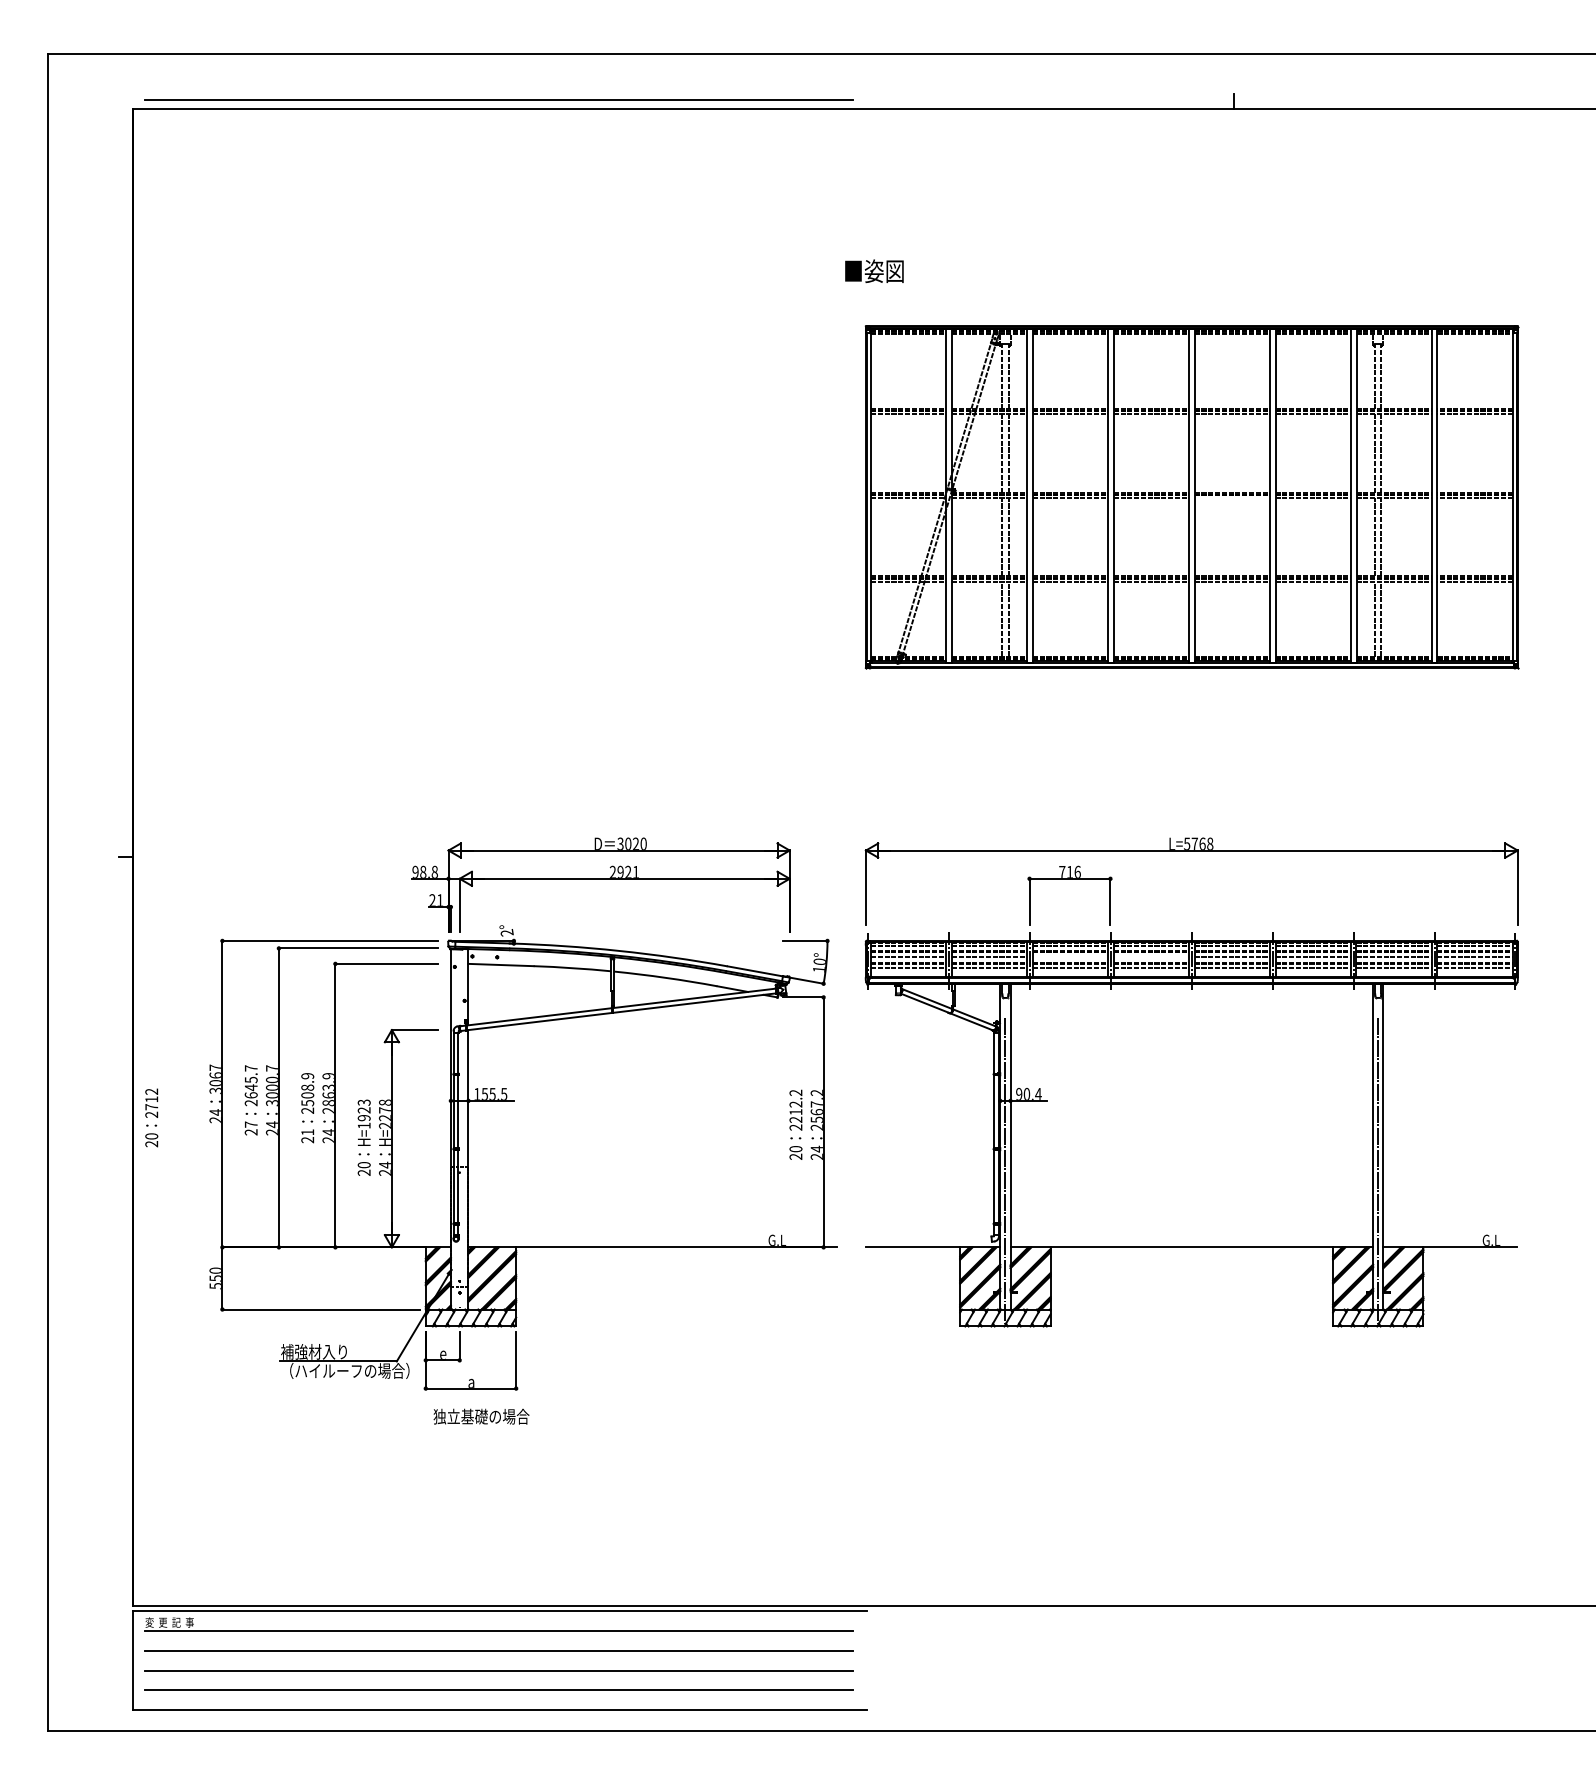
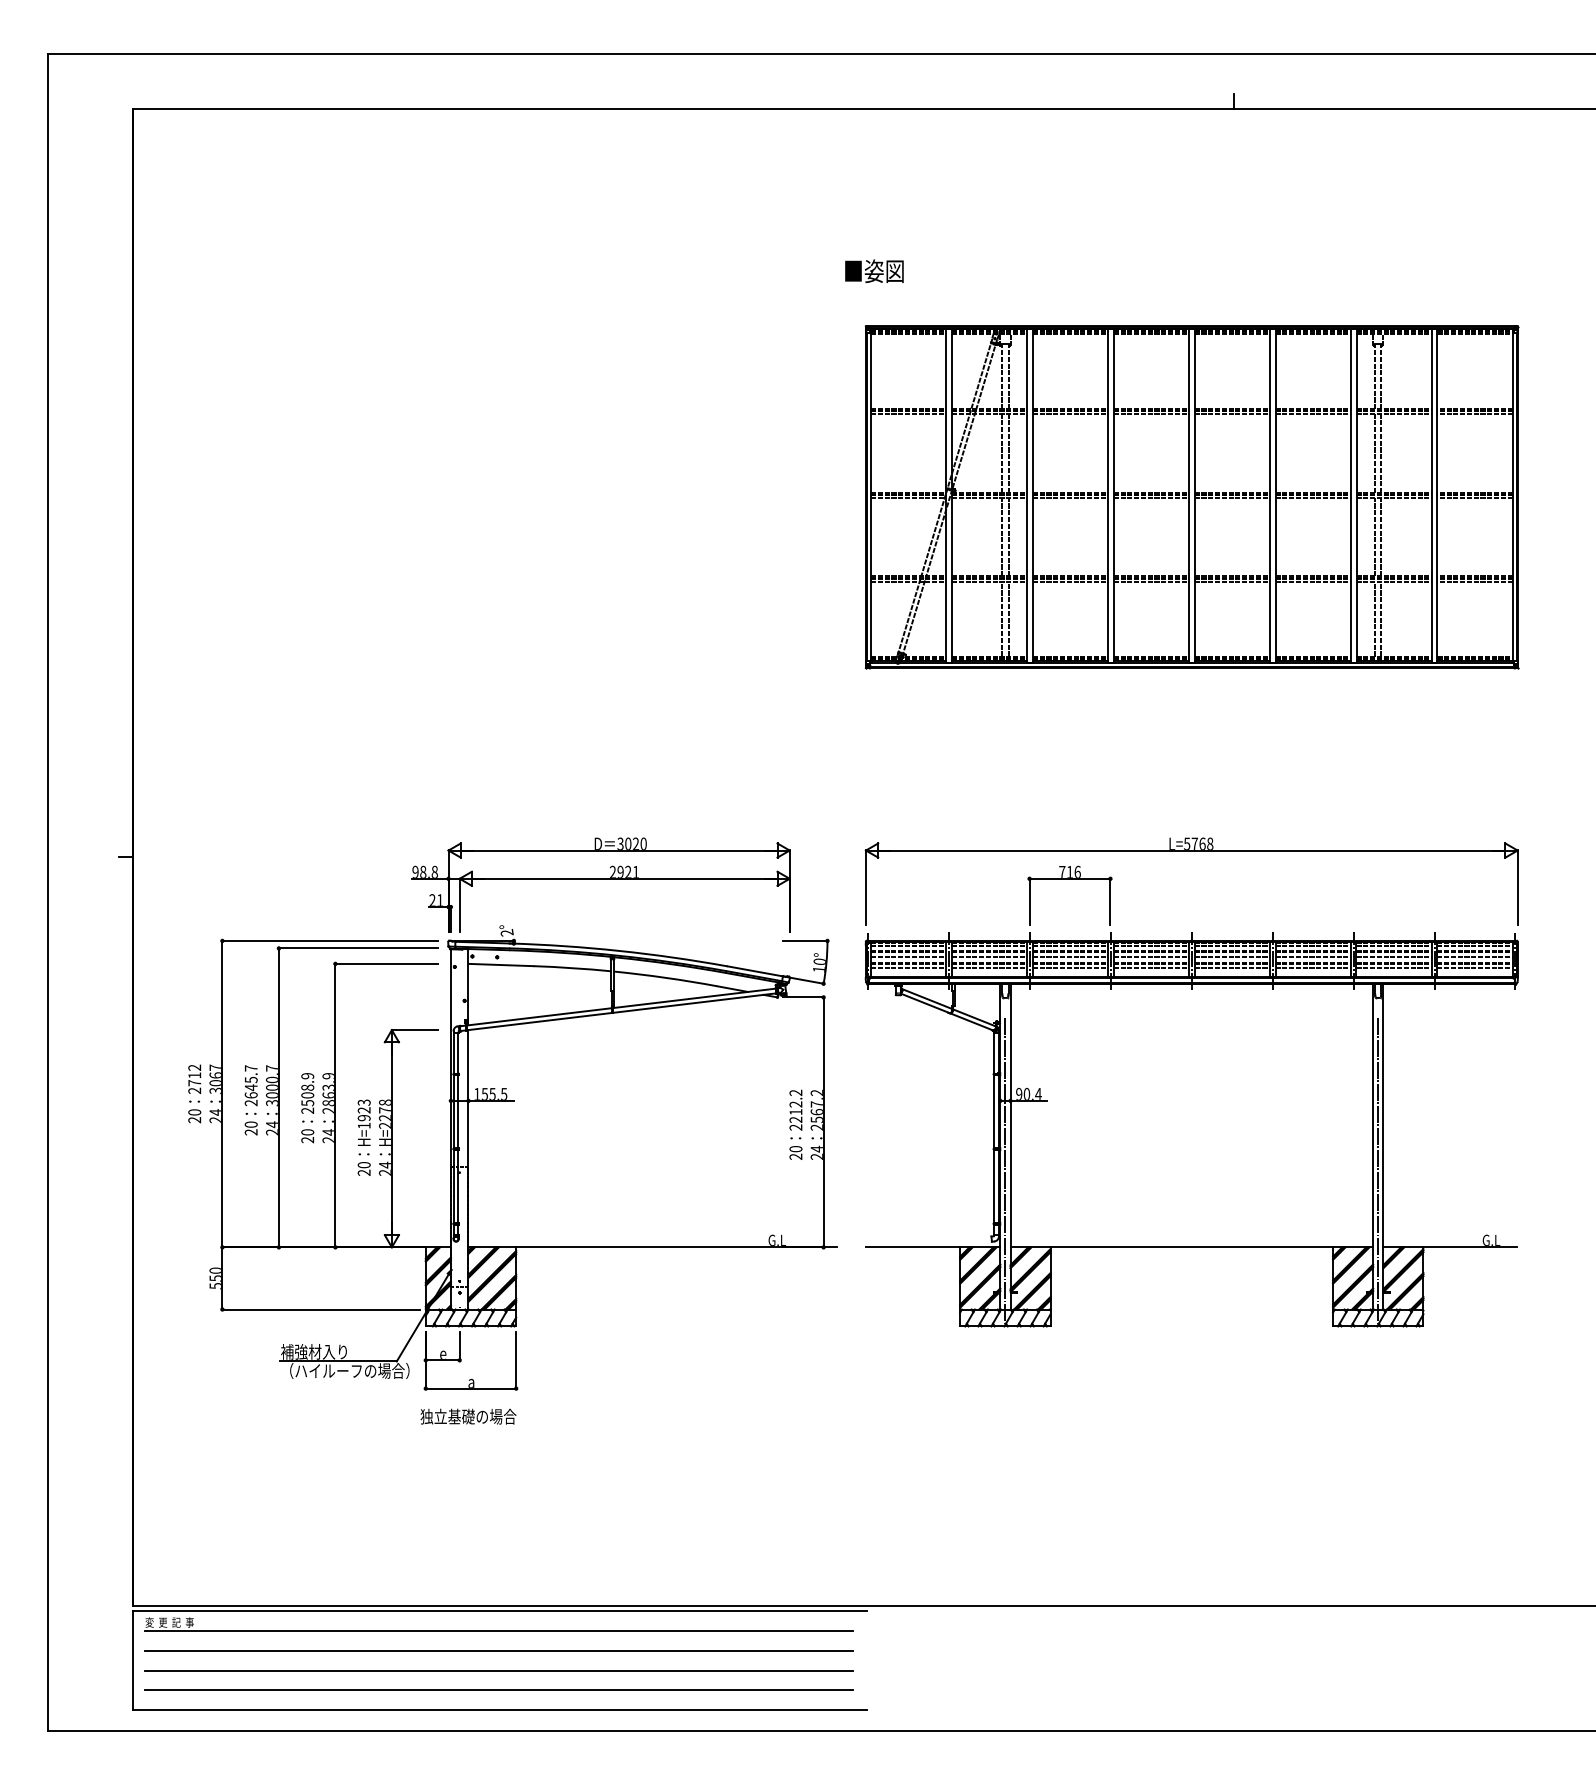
line: present -> none (498, 99)
line: none -> present (1231, 498)
line: none -> present (1070, 957)
line: none -> present (1151, 957)
text position: (151, 1117) -> (194, 1093) (194, 1093)
text: 27 -> 20 (250, 1124)
text: 21 -> 20 (307, 1132)
text position: (481, 1416) -> (468, 1416) (468, 1416)
